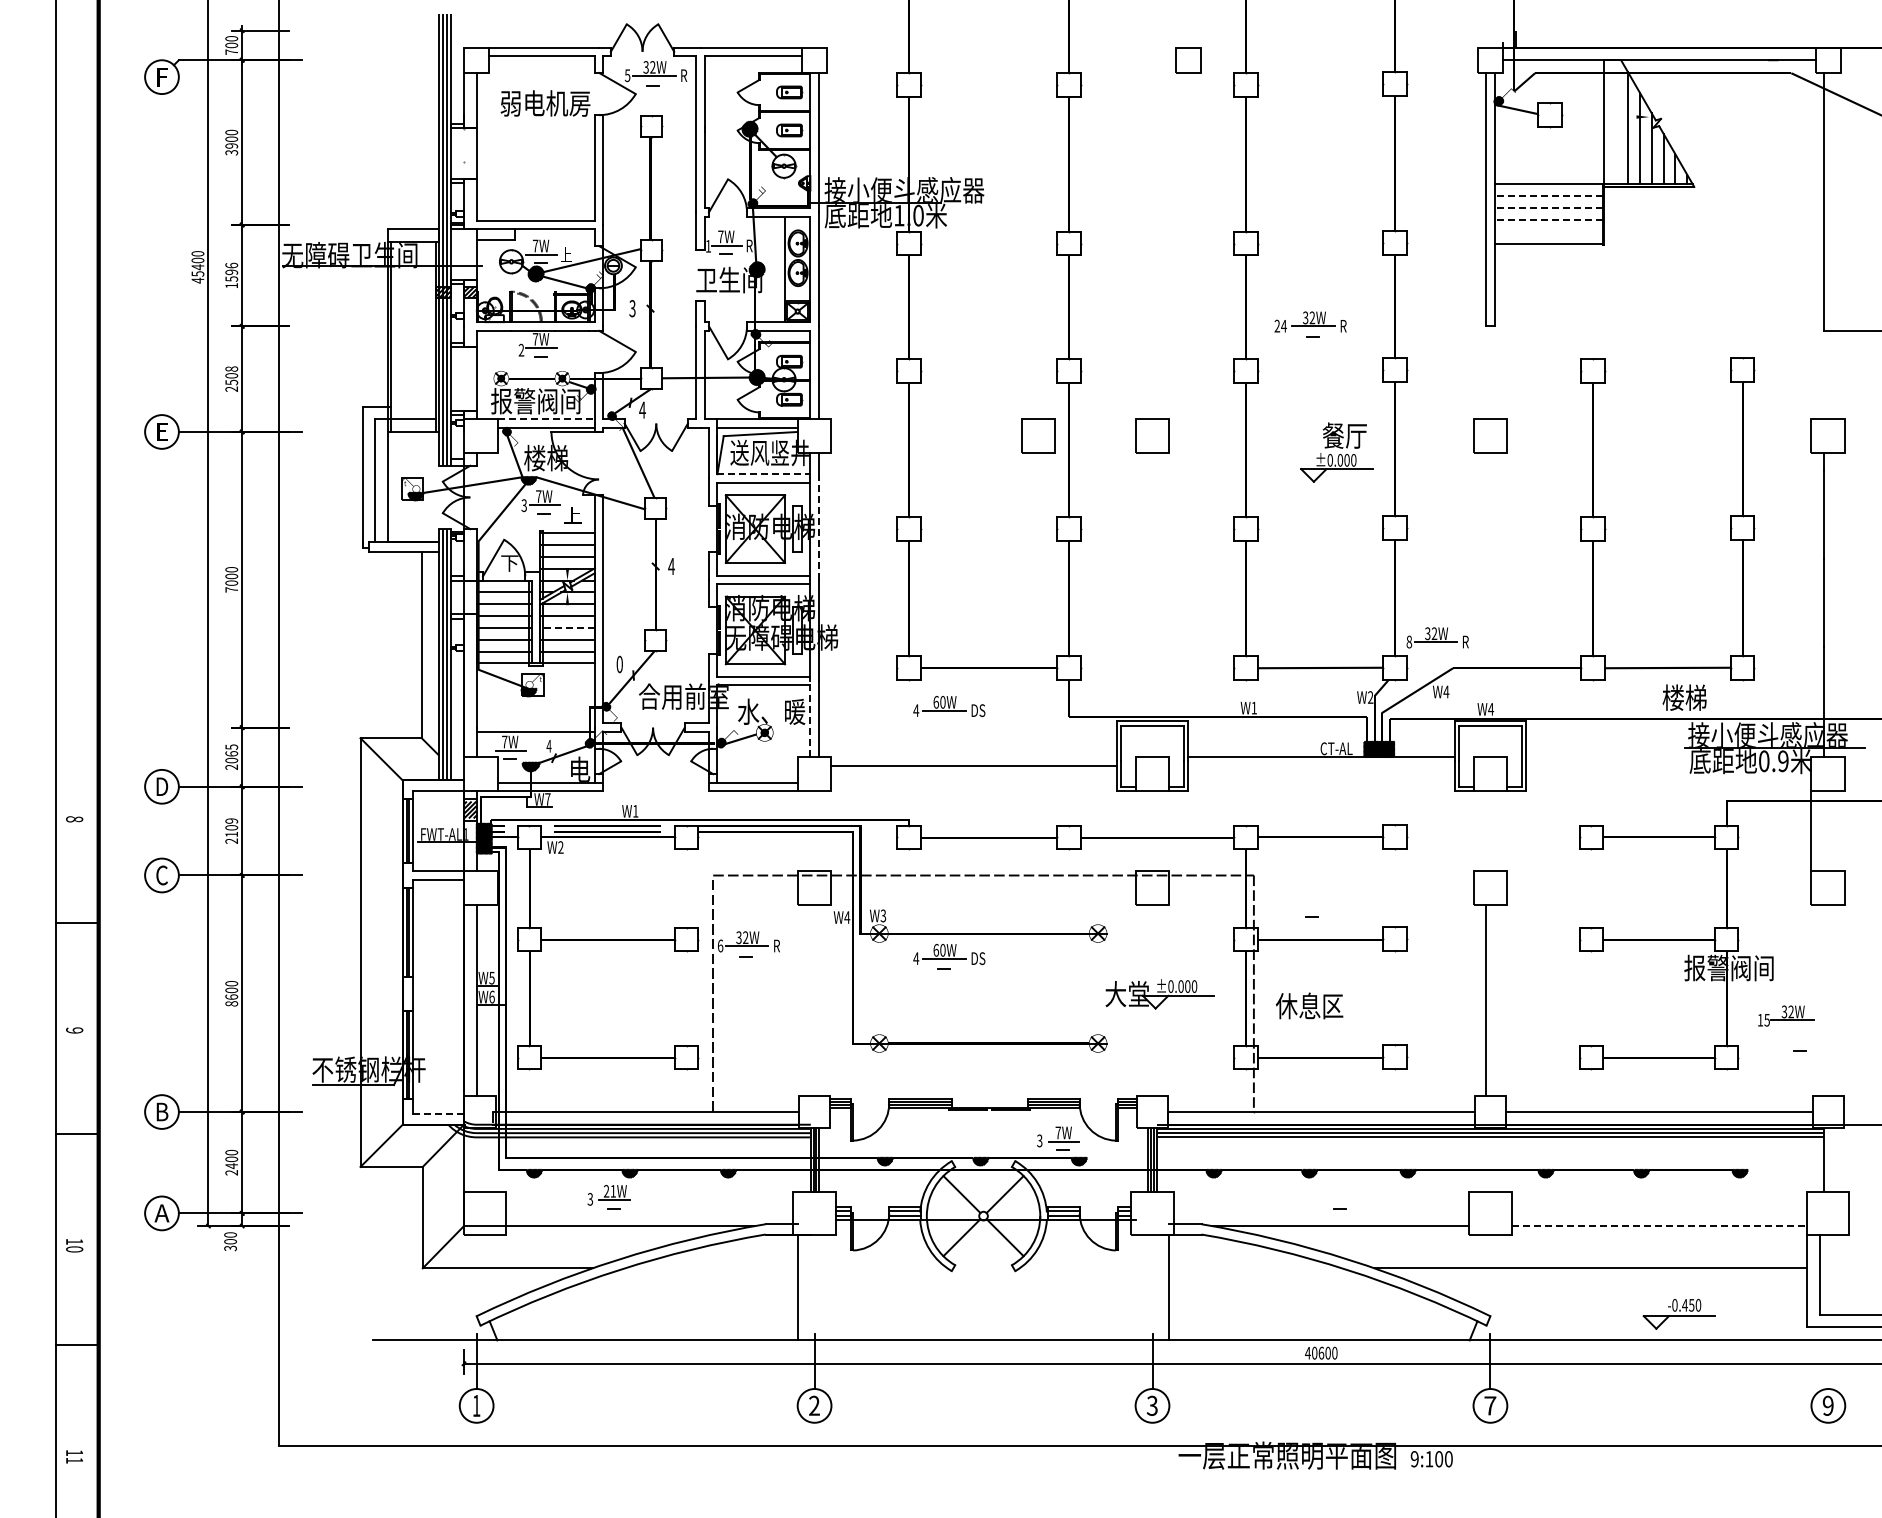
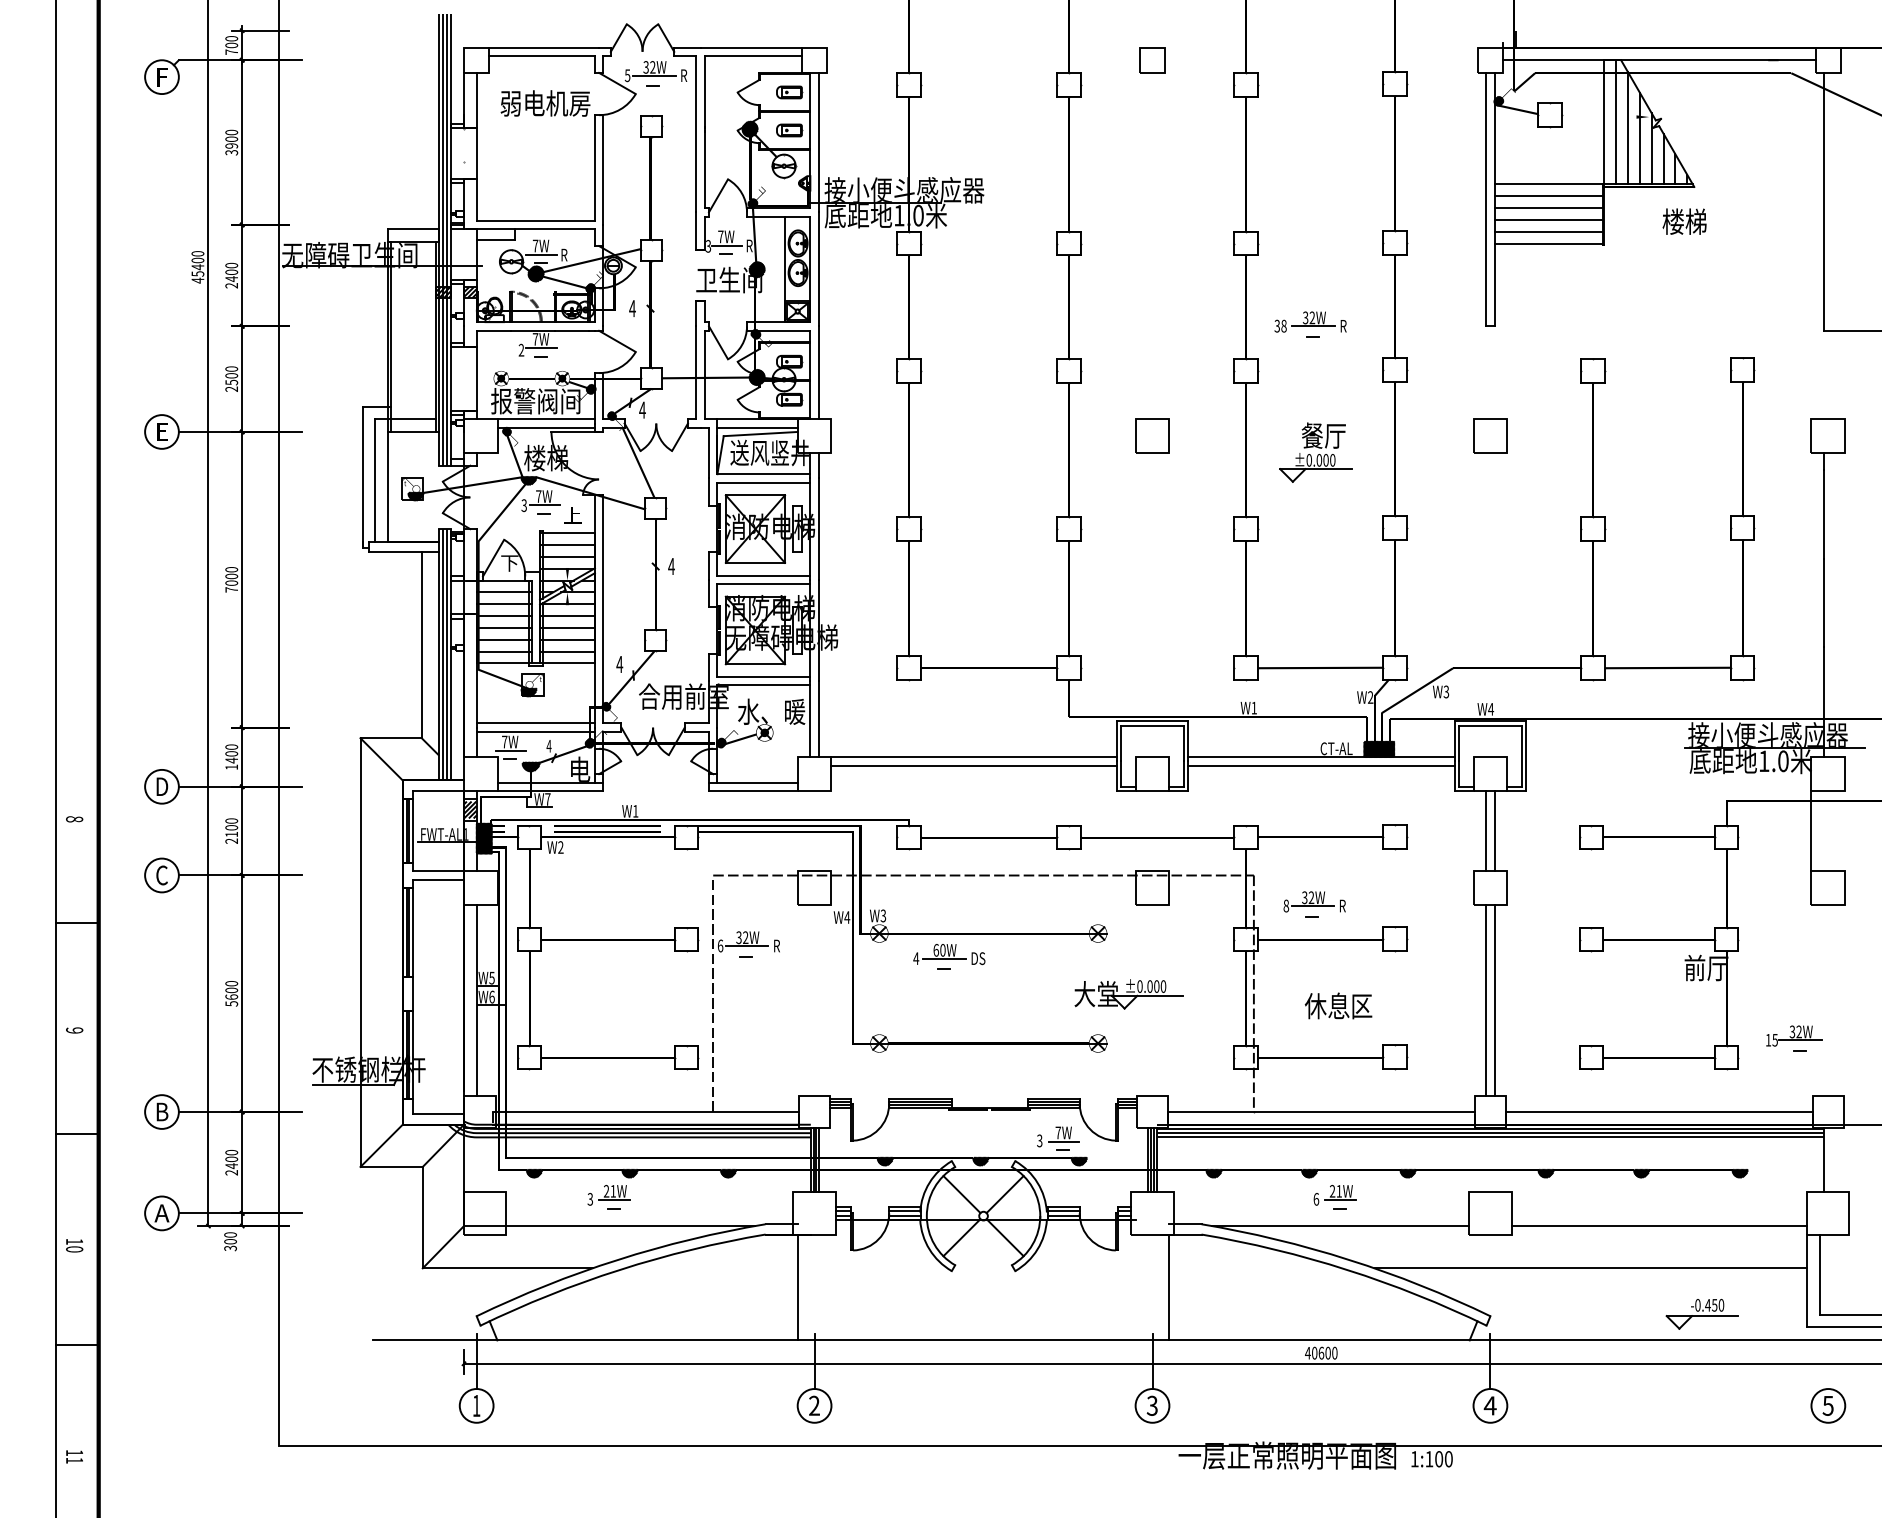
part position: (1188, 60) -> (1152, 60) (1152, 60)
line: none -> present (1616, 122)
line: dashed -> solid (1548, 196)
line: dashed -> solid (1548, 208)
line: dashed -> solid (1548, 219)
line: none -> present (1548, 231)
text: 1 -> 3 (708, 245)
text: 上 -> R (566, 254)
text: 1596 -> 2400 (231, 275)
text: 3 -> 4 (632, 308)
text: 24 -> 38 (1280, 325)
text: 2508 -> 2500 (231, 368)
line: dashed -> solid (546, 419)
part: present -> none (1038, 435)
part position: (1336, 452) -> (1315, 452) (1315, 452)
line: dashed -> solid (764, 474)
line: dashed -> solid (818, 529)
line: dashed -> solid (566, 627)
part position: (1437, 637) -> (1314, 901) (1314, 901)
text: 0 -> 4 (619, 664)
text: W4 -> W3 (1446, 691)
text position: (1684, 697) -> (1684, 221) (1684, 221)
part: present -> none (949, 706)
line: dashed -> solid (810, 718)
line: none -> present (535, 723)
text: 2065 -> 1400 (231, 757)
line: none -> present (973, 757)
text: 0.9 -> 1.0 (1773, 761)
line: none -> present (1321, 765)
text: 2109 -> 2100 (231, 820)
line: none -> present (1486, 831)
line: none -> present (1494, 831)
text: 报警阀间 -> 前厅 (1728, 967)
part position: (1159, 994) -> (1128, 994) (1128, 994)
line: none -> present (1494, 1000)
text: 8600 -> 5600 (231, 1003)
text position: (1309, 1005) -> (1338, 1005) (1338, 1005)
part position: (1786, 1015) -> (1794, 1035) (1794, 1035)
line: dashed -> solid (438, 1114)
part: none -> present (1334, 1195)
line: dashed -> solid (1659, 1226)
part position: (1678, 1314) -> (1701, 1314) (1701, 1314)
text: 7 -> 4 (1489, 1405)
text: 9 -> 5 (1827, 1405)
text: 9:100 -> 1:100 (1414, 1459)
